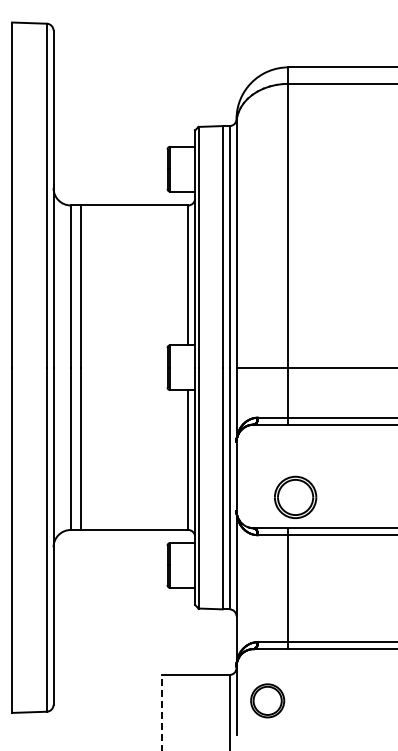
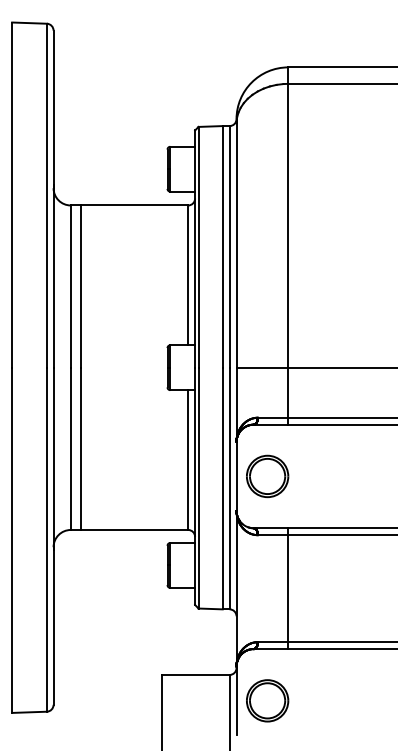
part position: (295, 497) -> (267, 476) (267, 476)
part size: 36x36 px -> 44x44 px (267, 700)
line: dashed -> solid (162, 712)
